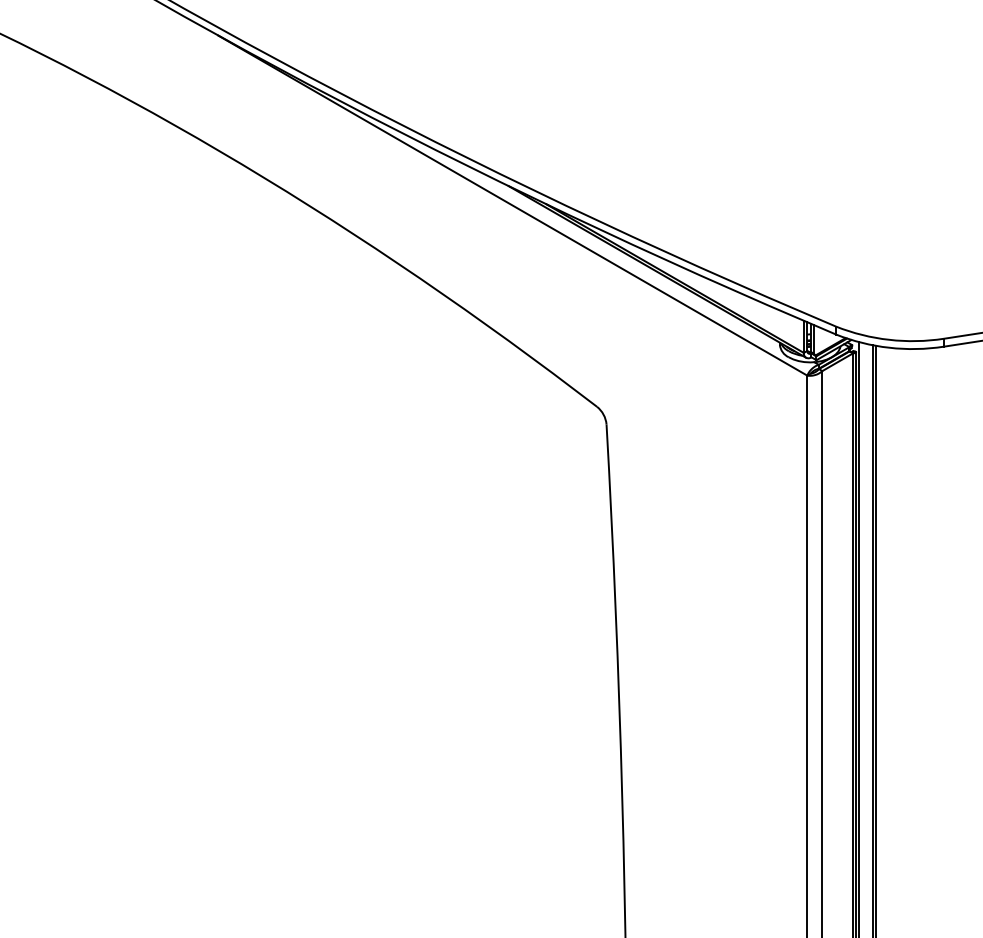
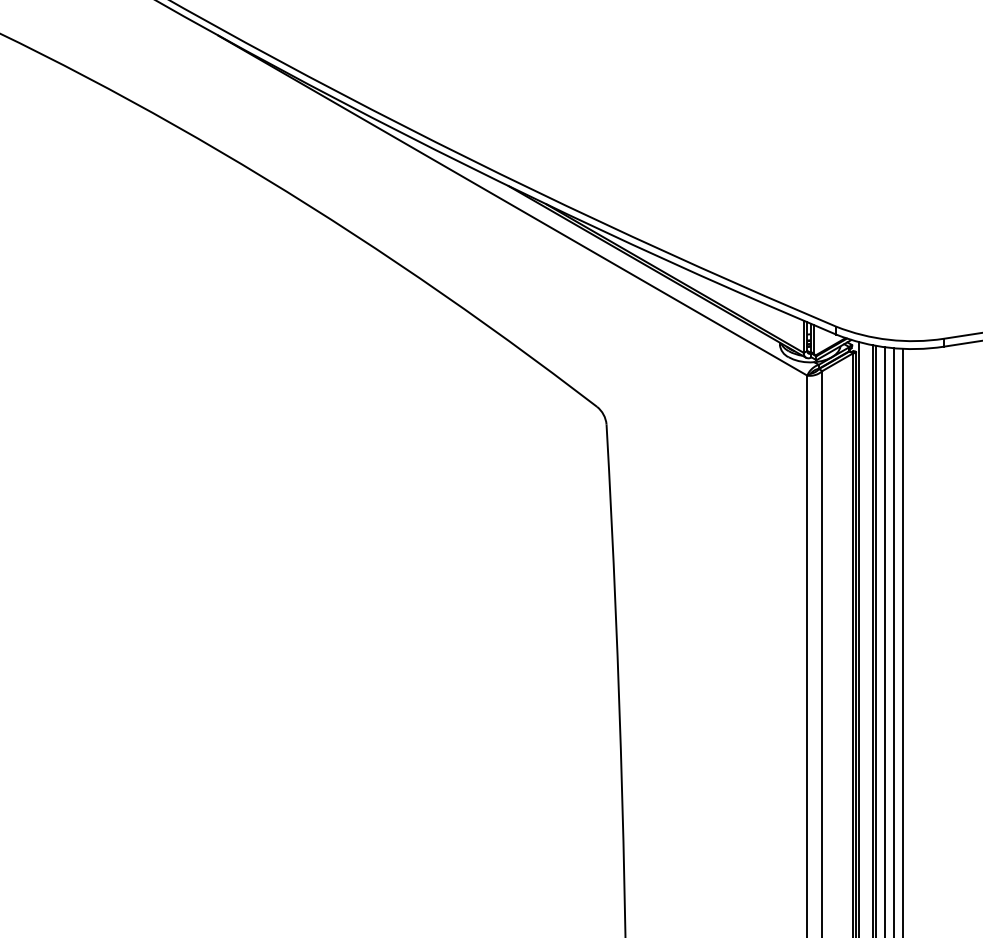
line: none -> present (885, 640)
line: none -> present (893, 641)
line: none -> present (903, 641)
